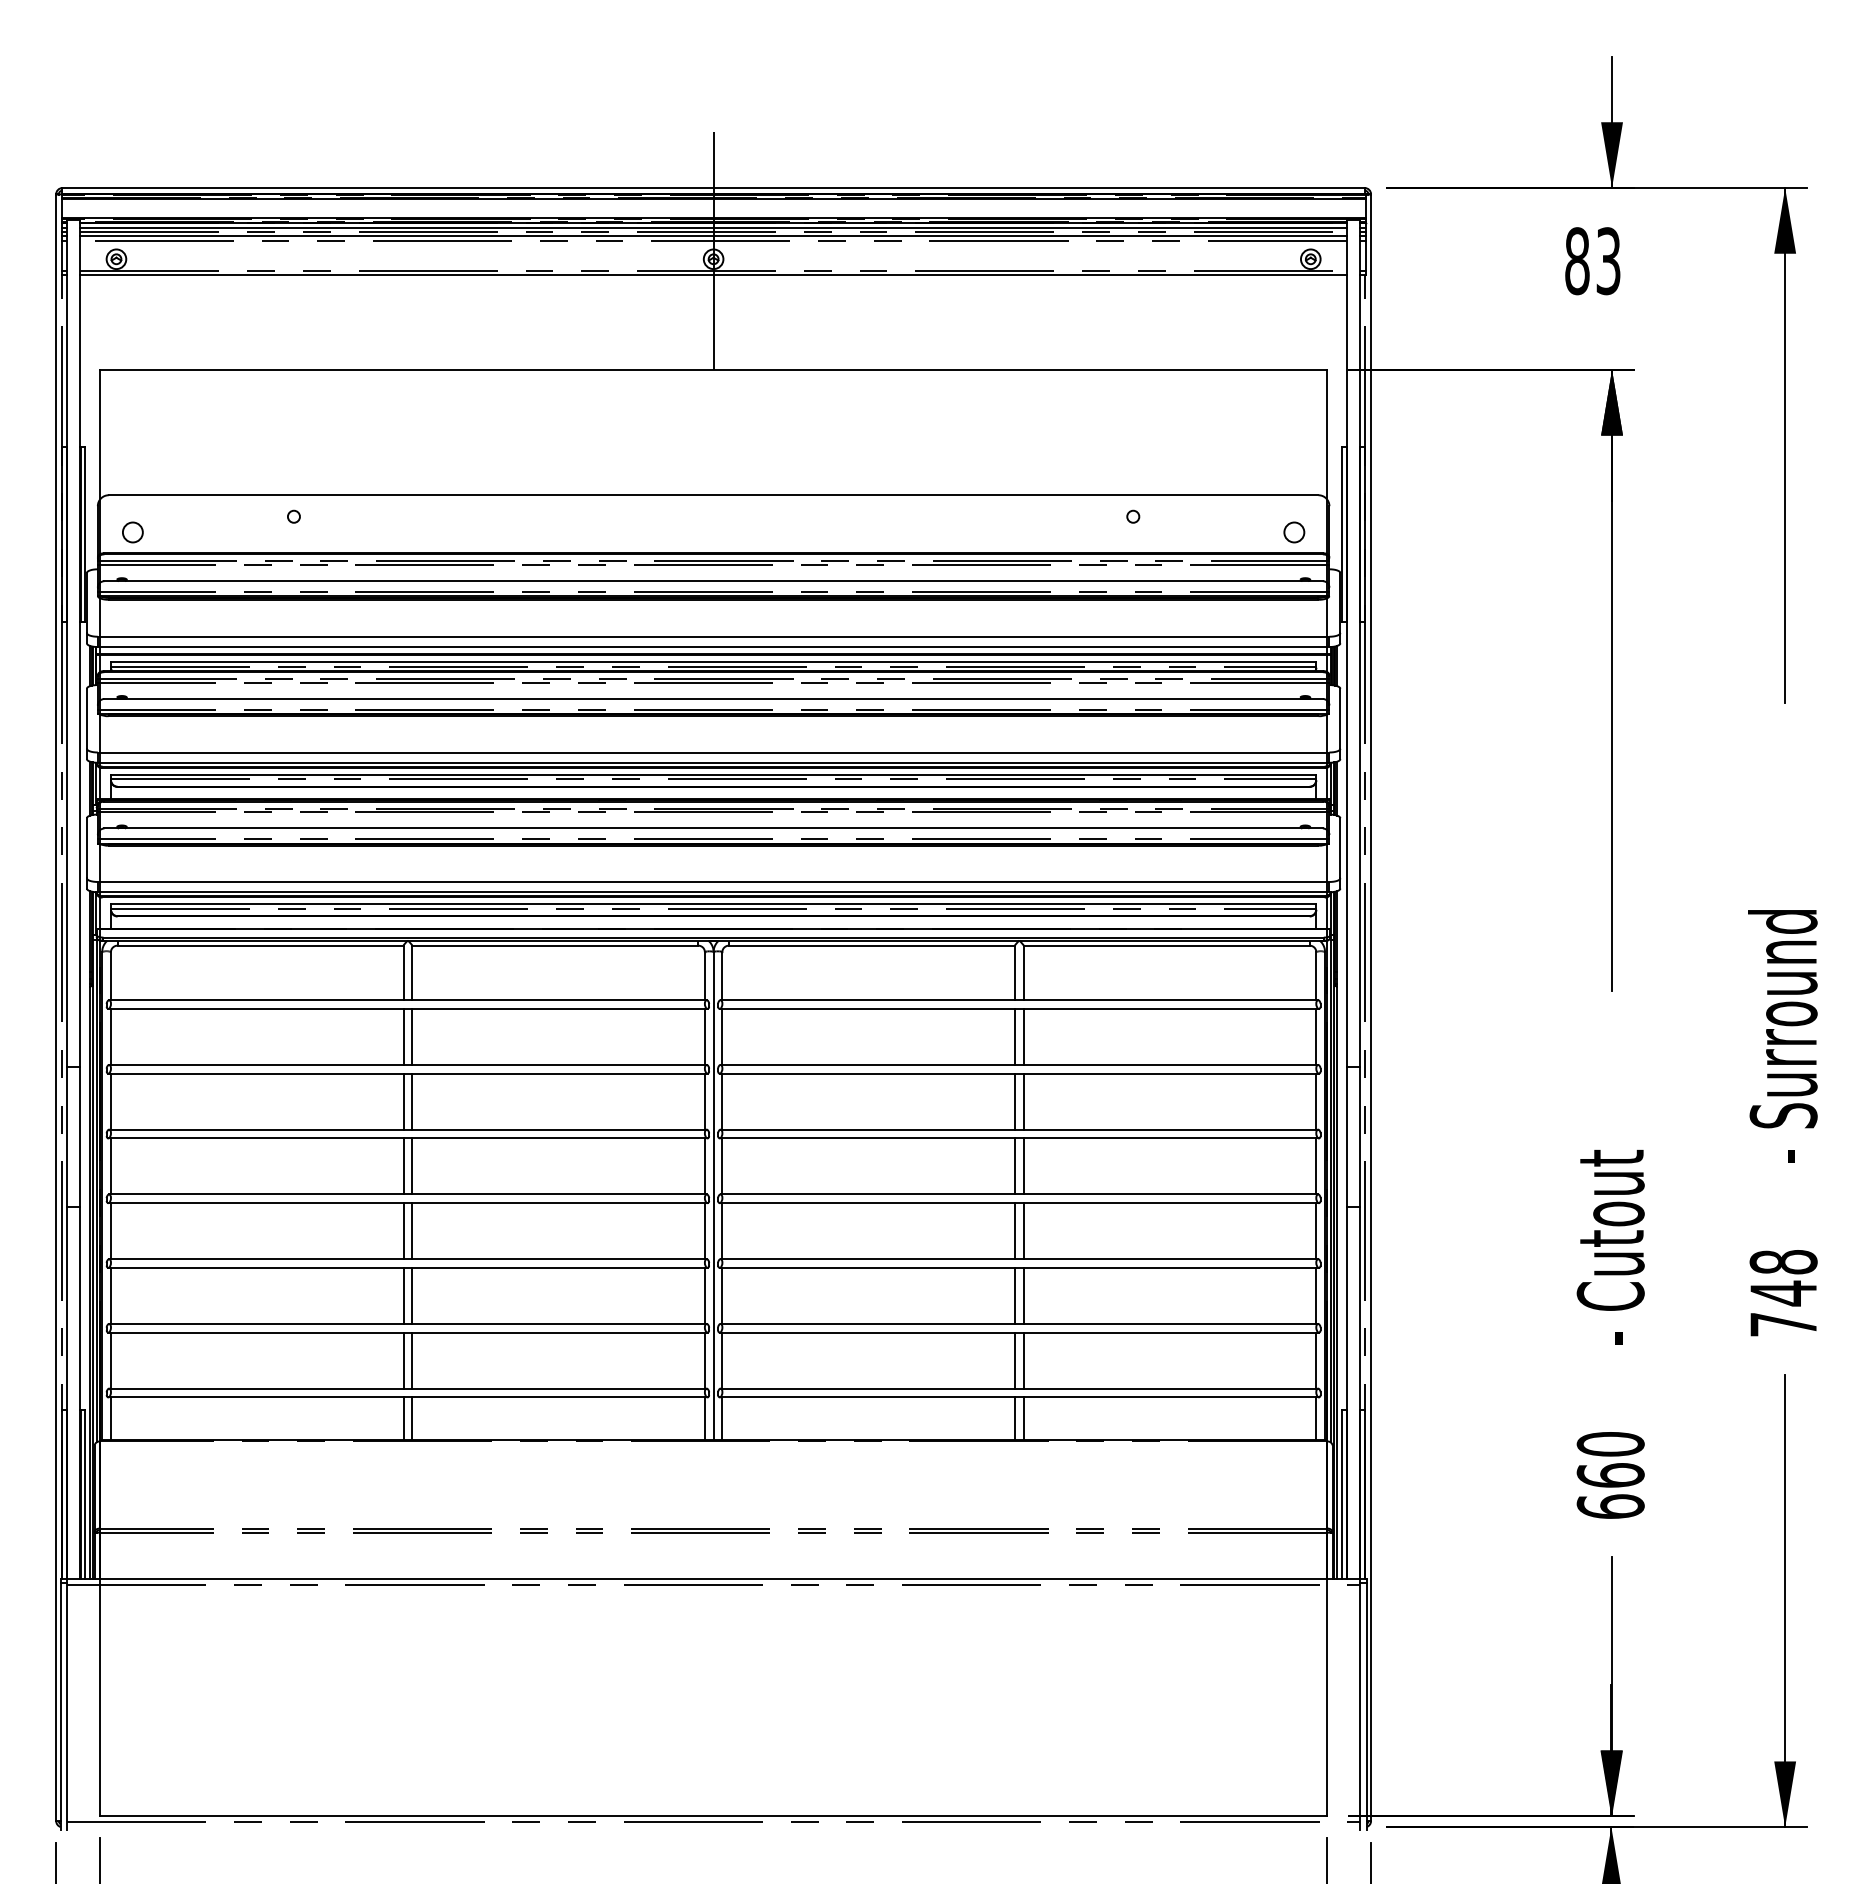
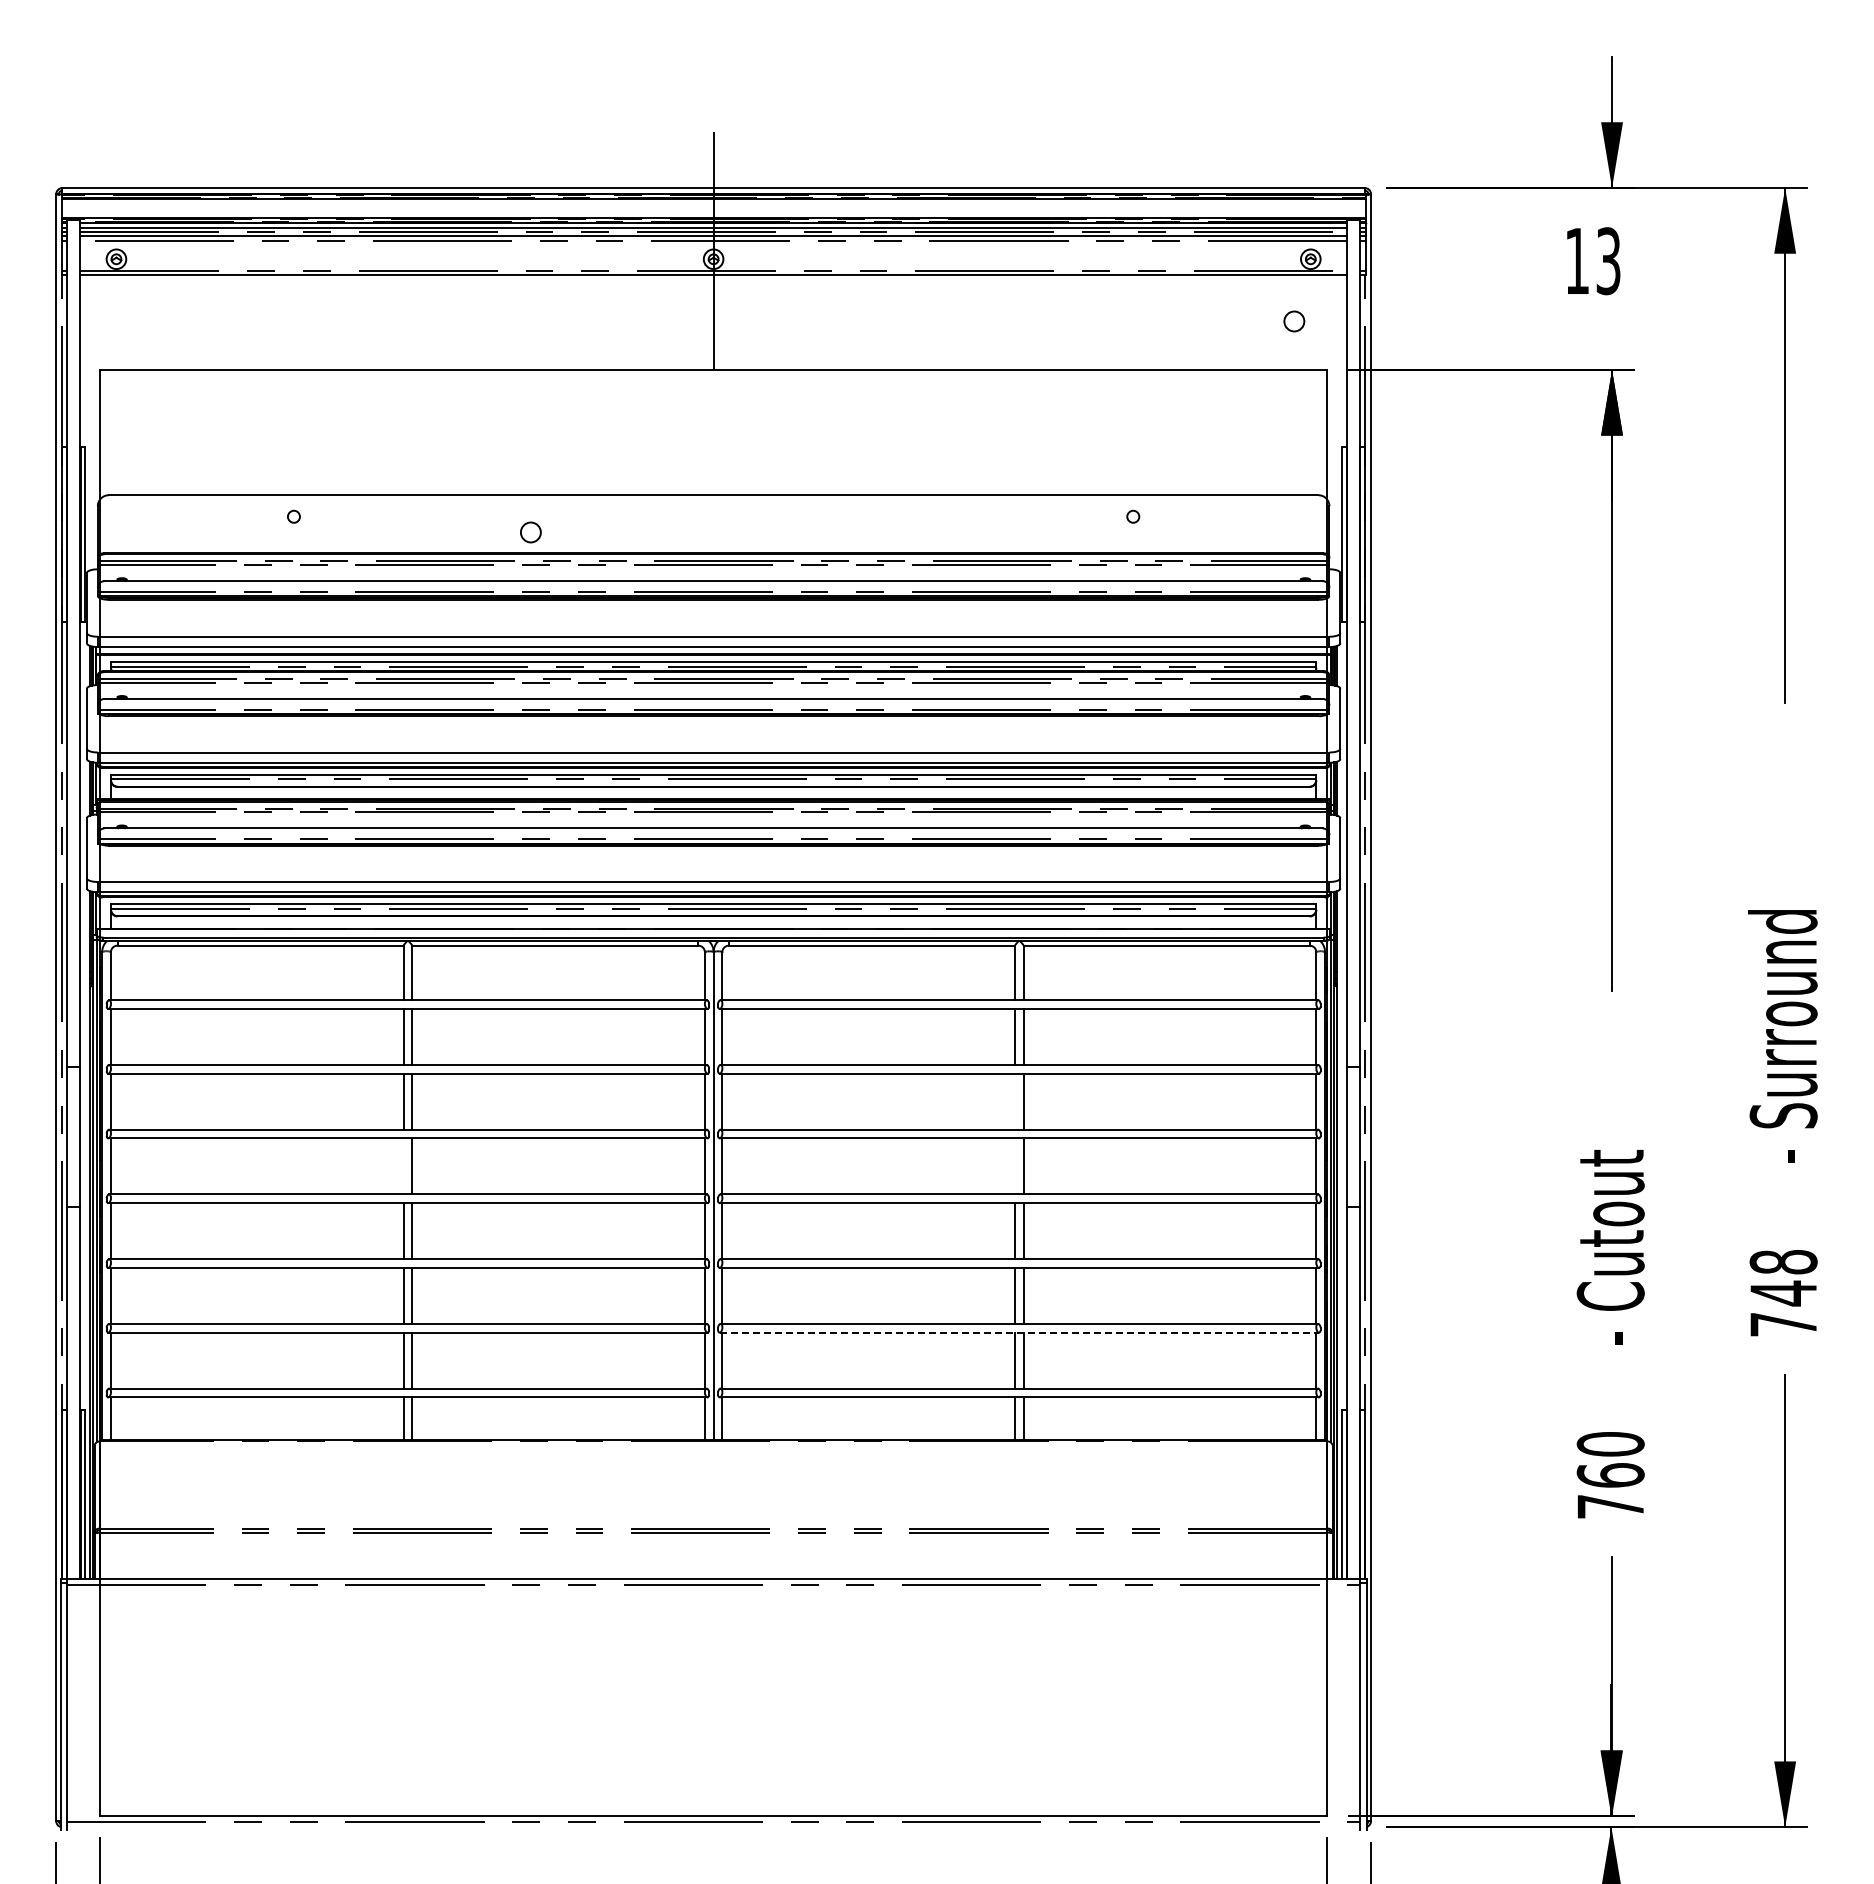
text: 83 -> 13 (1577, 261)
circle position: (132, 532) -> (530, 532) (530, 532)
circle position: (1294, 532) -> (1294, 321) (1294, 321)
line: present -> none (1014, 1101)
line: present -> none (403, 1166)
line: present -> none (1014, 1166)
line: solid -> dashed (1019, 1332)
text: 660 -> 760 (1610, 1506)
